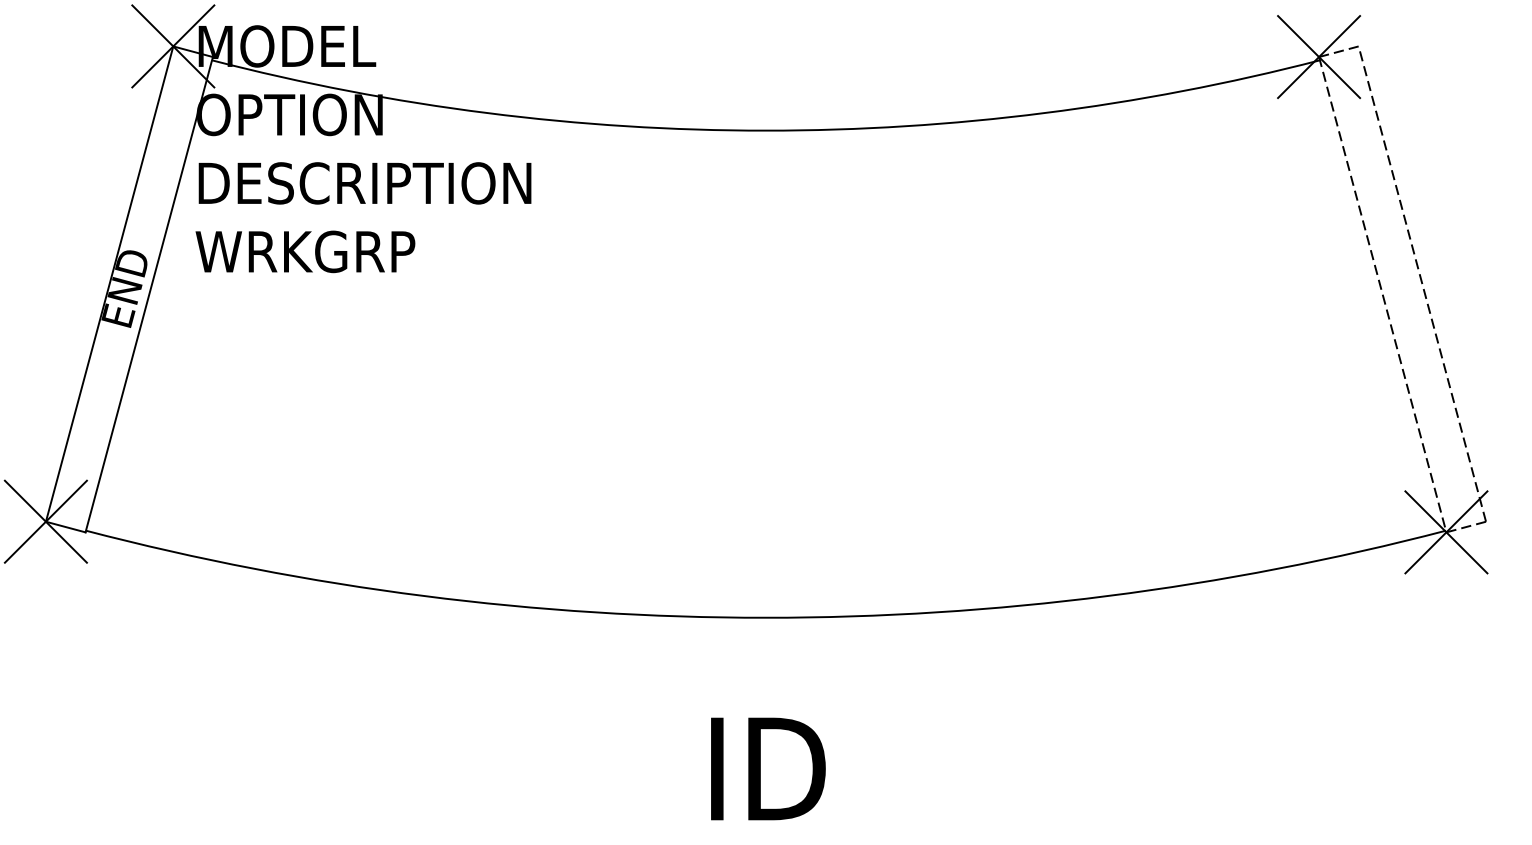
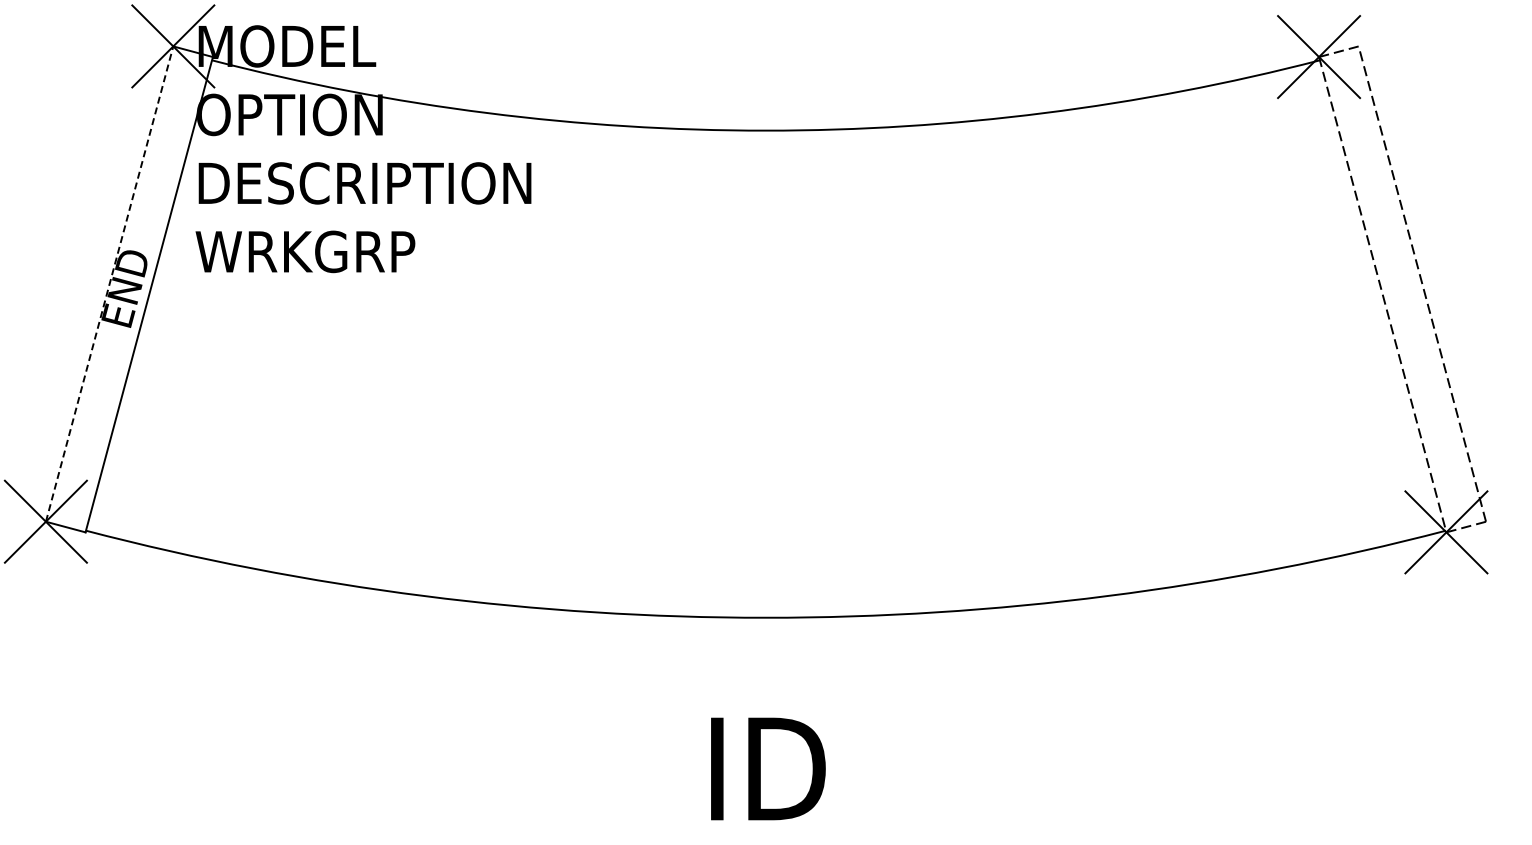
line: solid -> dashed (109, 283)
